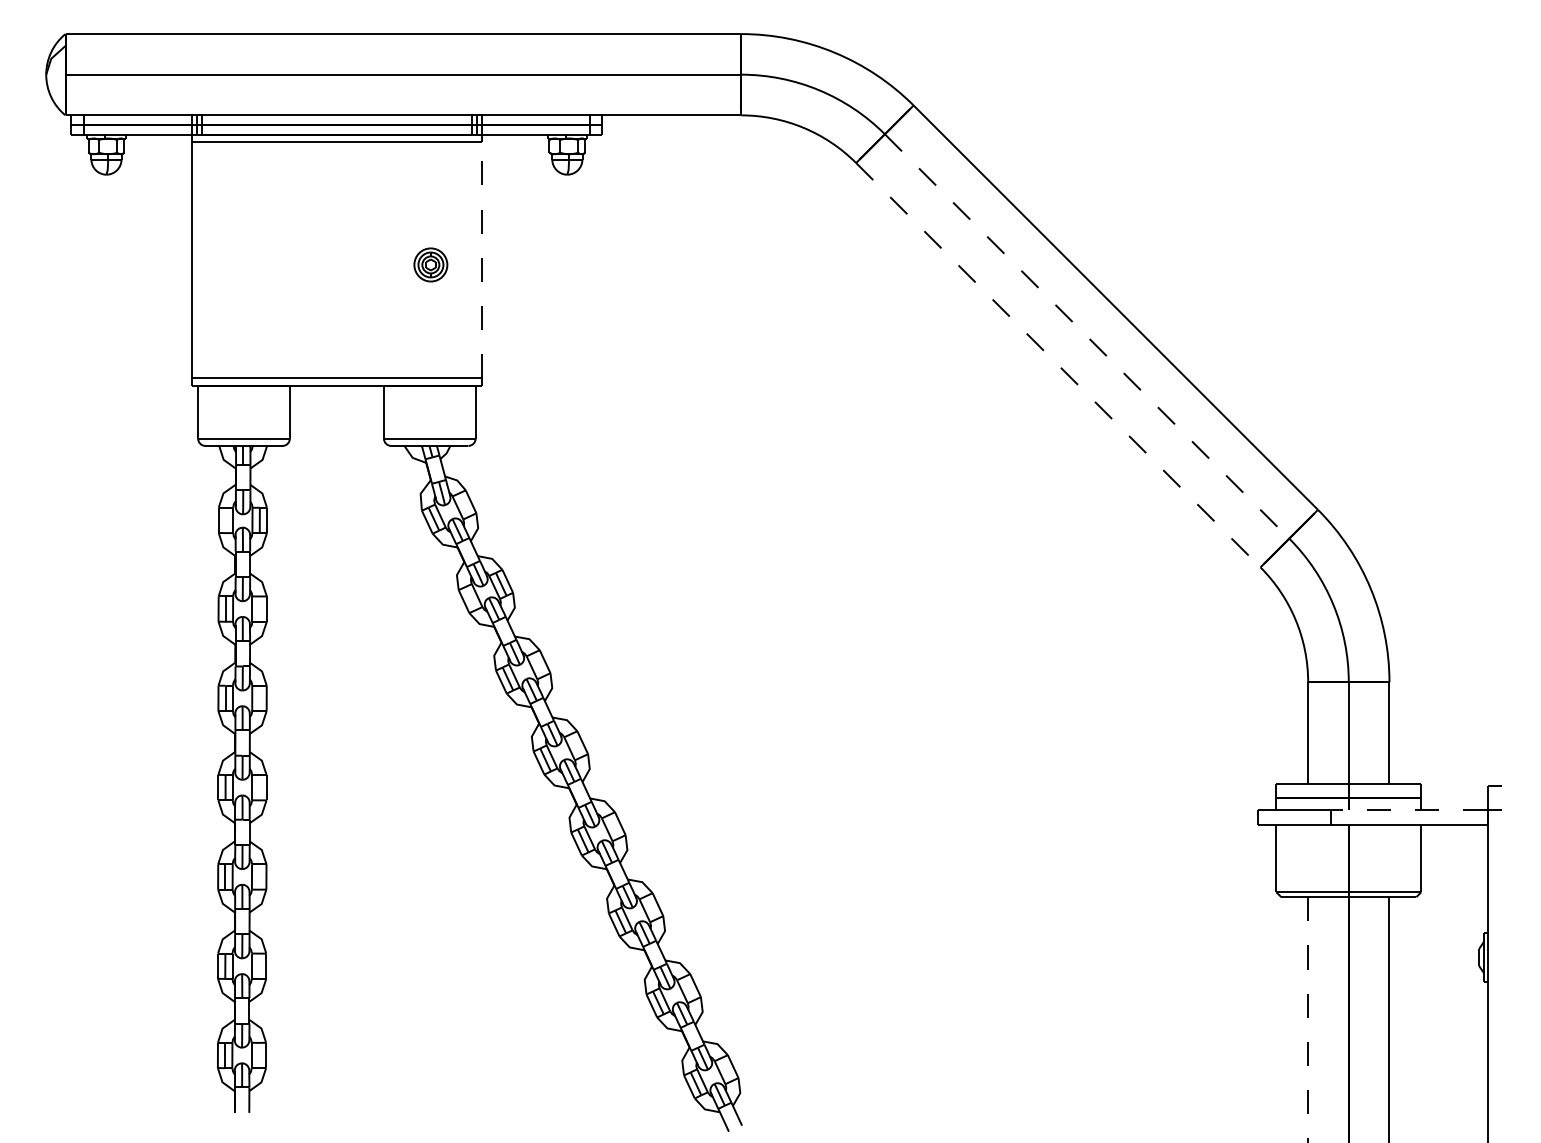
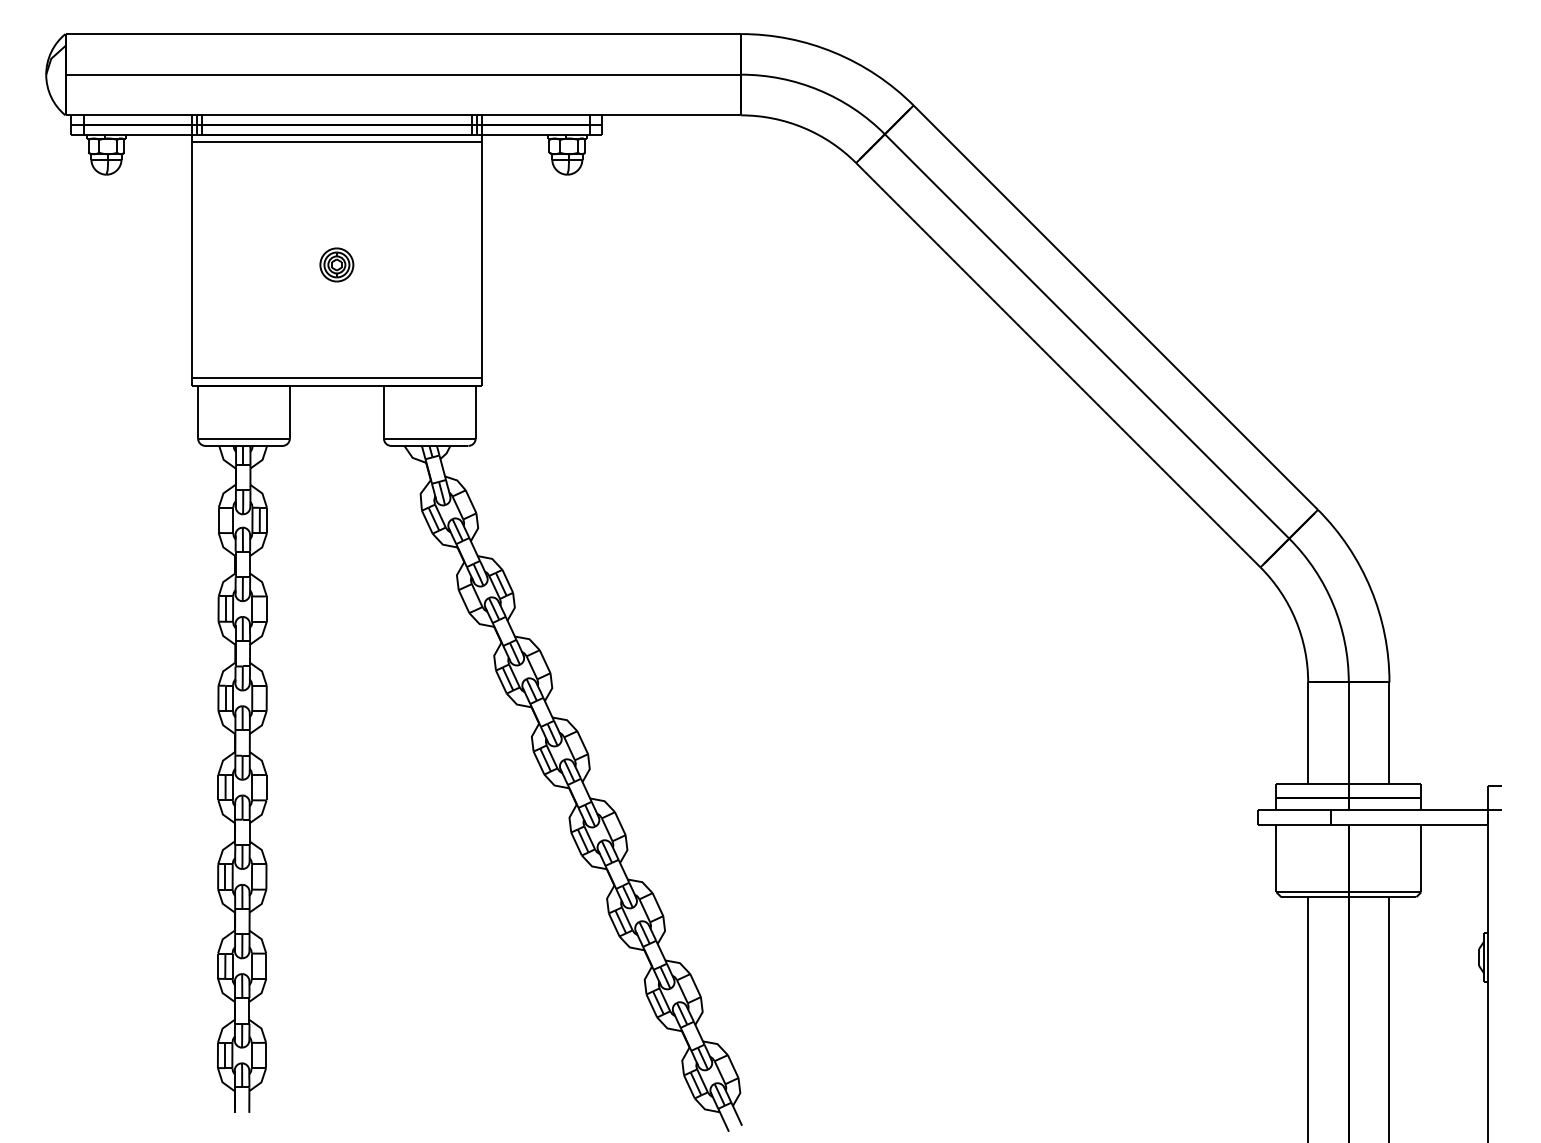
line: dashed -> solid (481, 259)
part position: (430, 264) -> (336, 264) (336, 264)
line: dashed -> solid (1087, 336)
line: dashed -> solid (1058, 365)
line: dashed -> solid (1408, 810)
line: dashed -> solid (1308, 1020)
